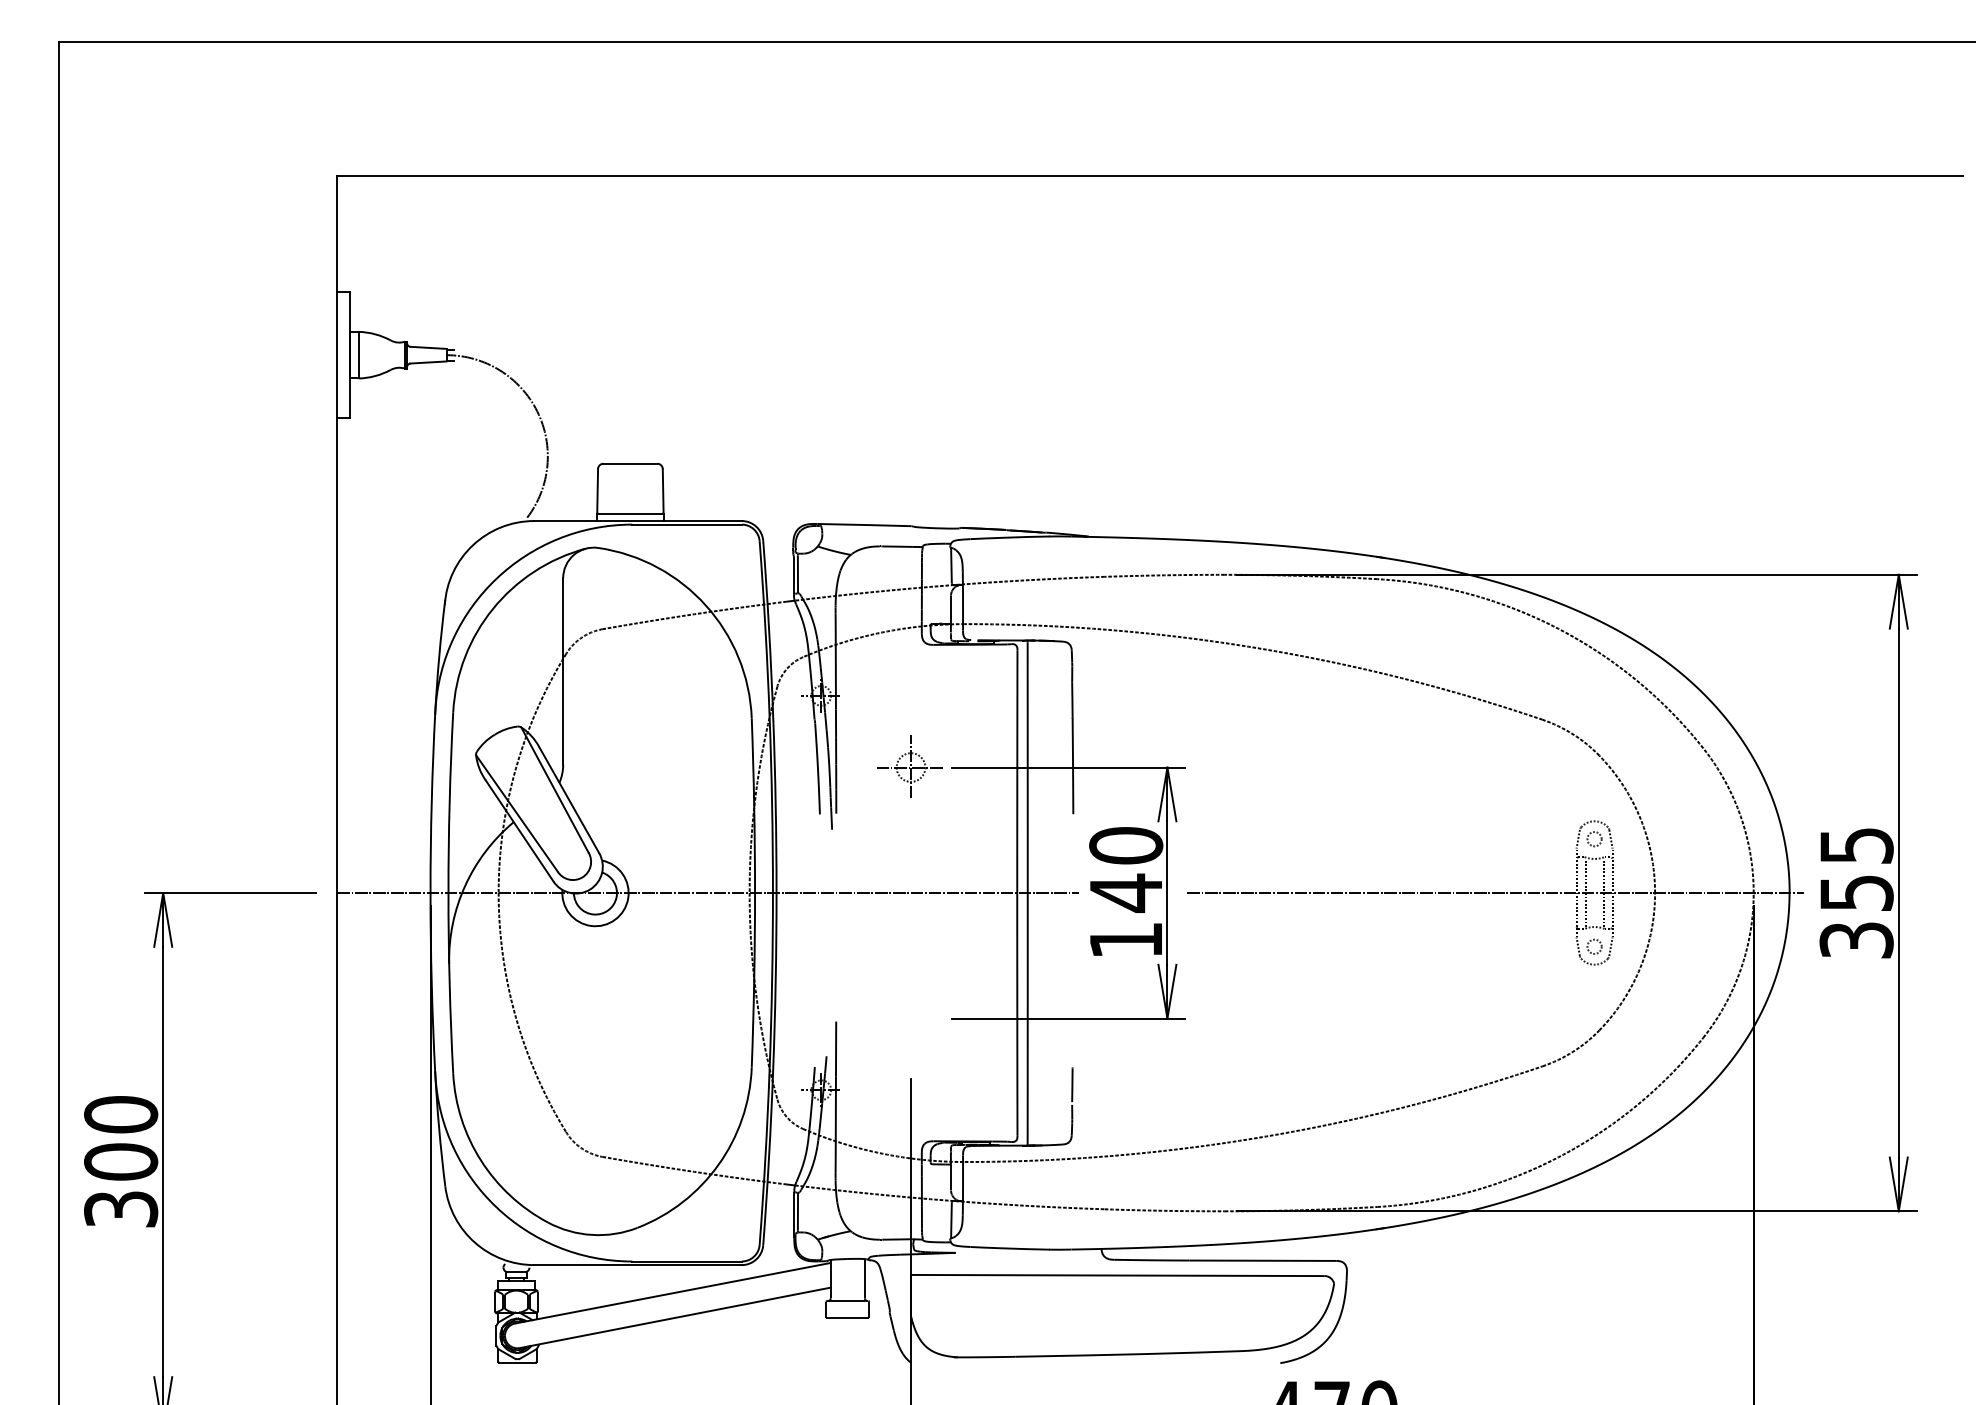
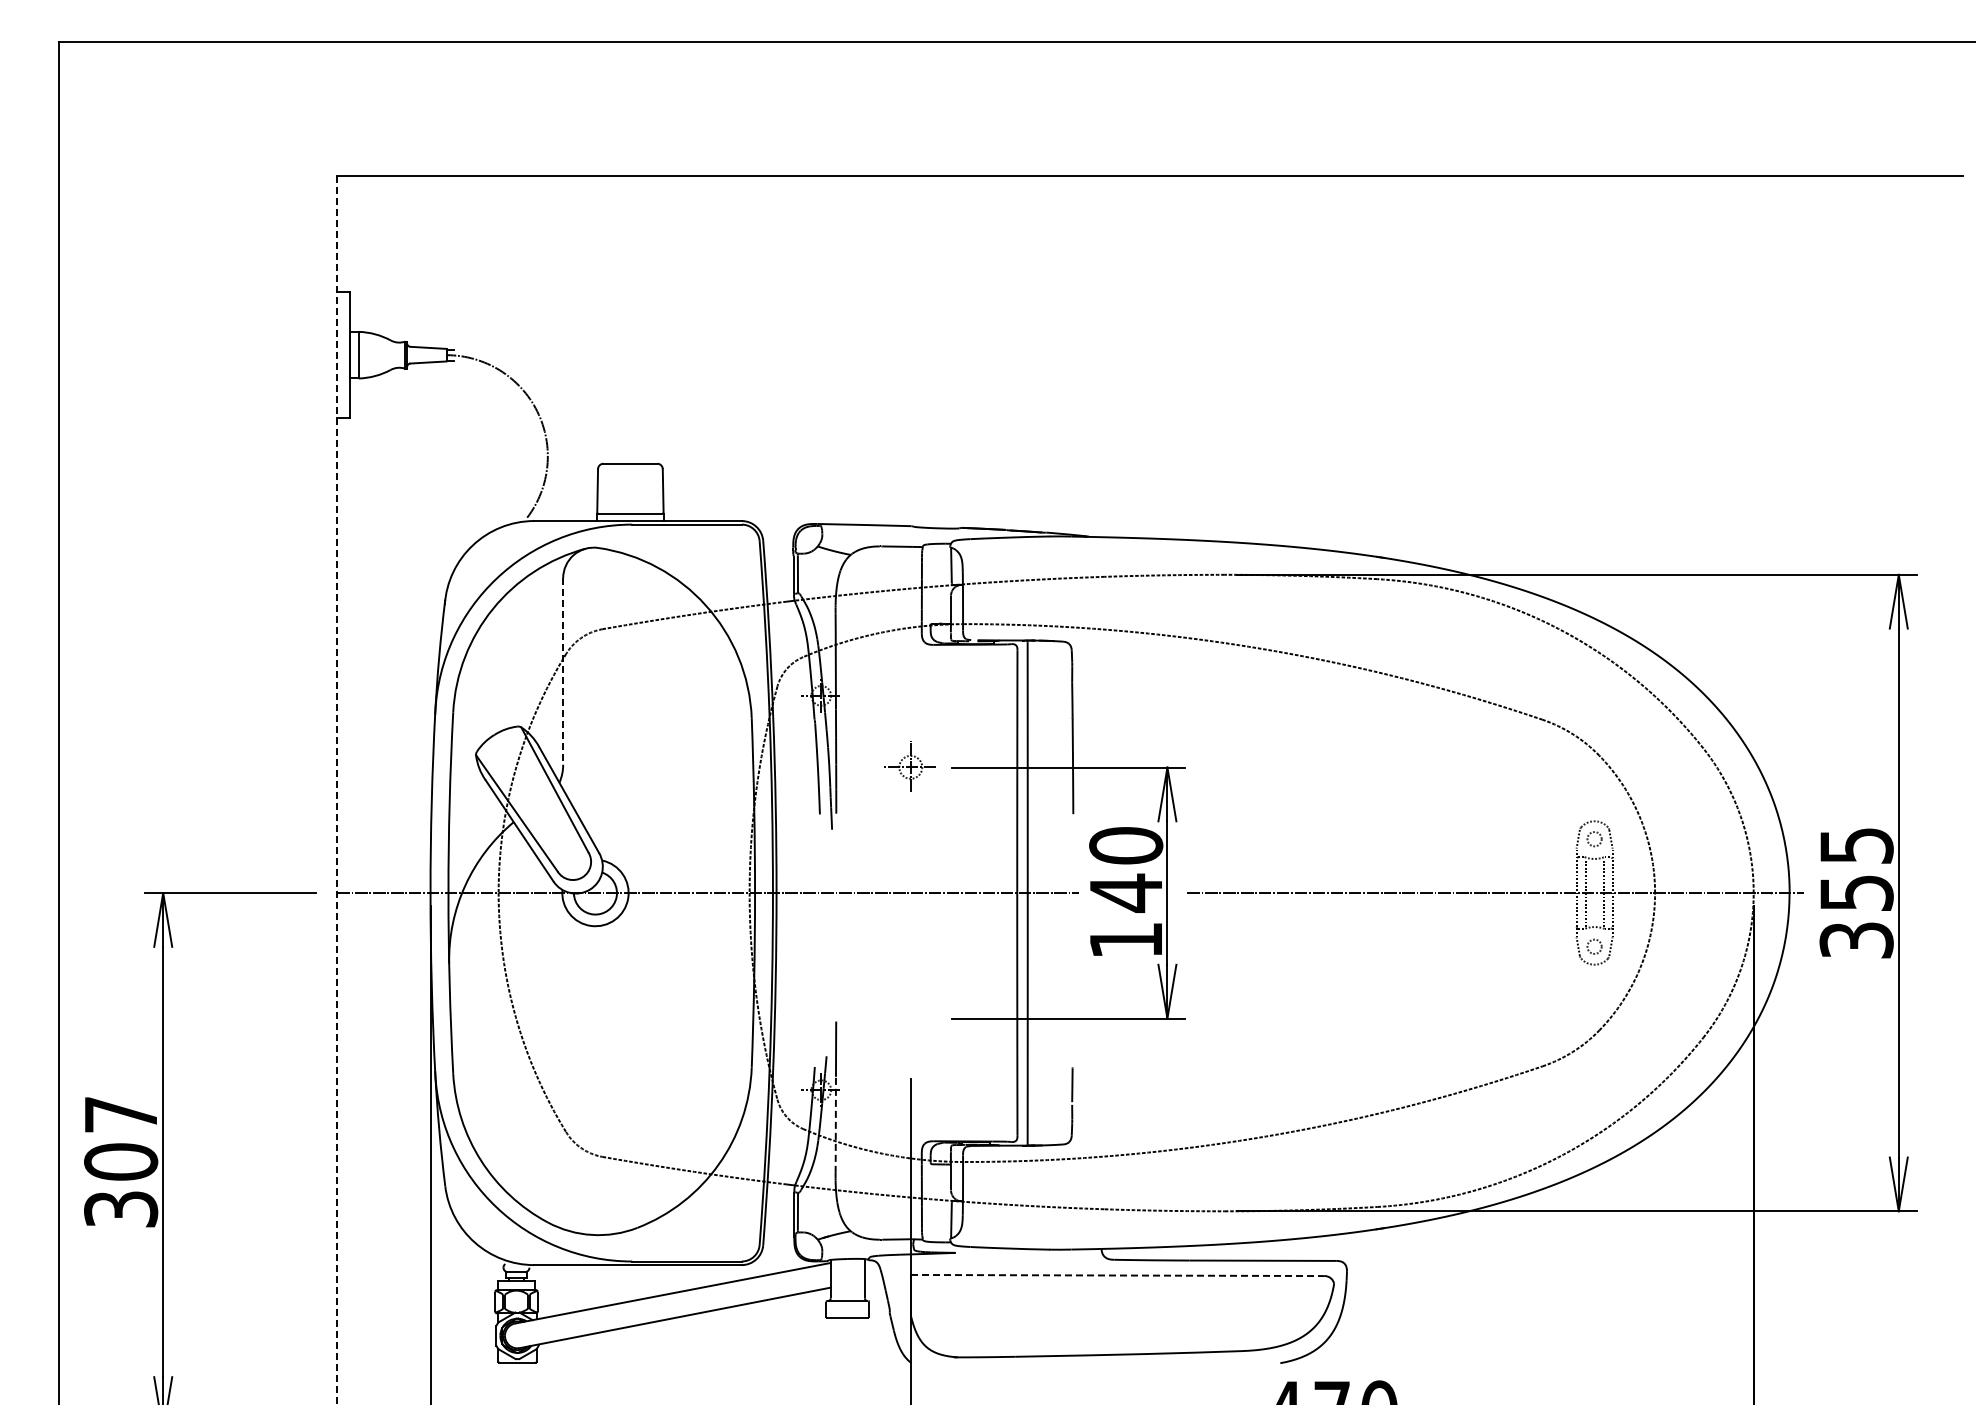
line: solid -> dashed (563, 671)
part size: 66x63 px -> 52x51 px (909, 766)
line: solid -> dashed (337, 790)
text: 300 -> 307 (121, 1114)
line: solid -> dashed (835, 1126)
line: solid -> dashed (1117, 1275)
